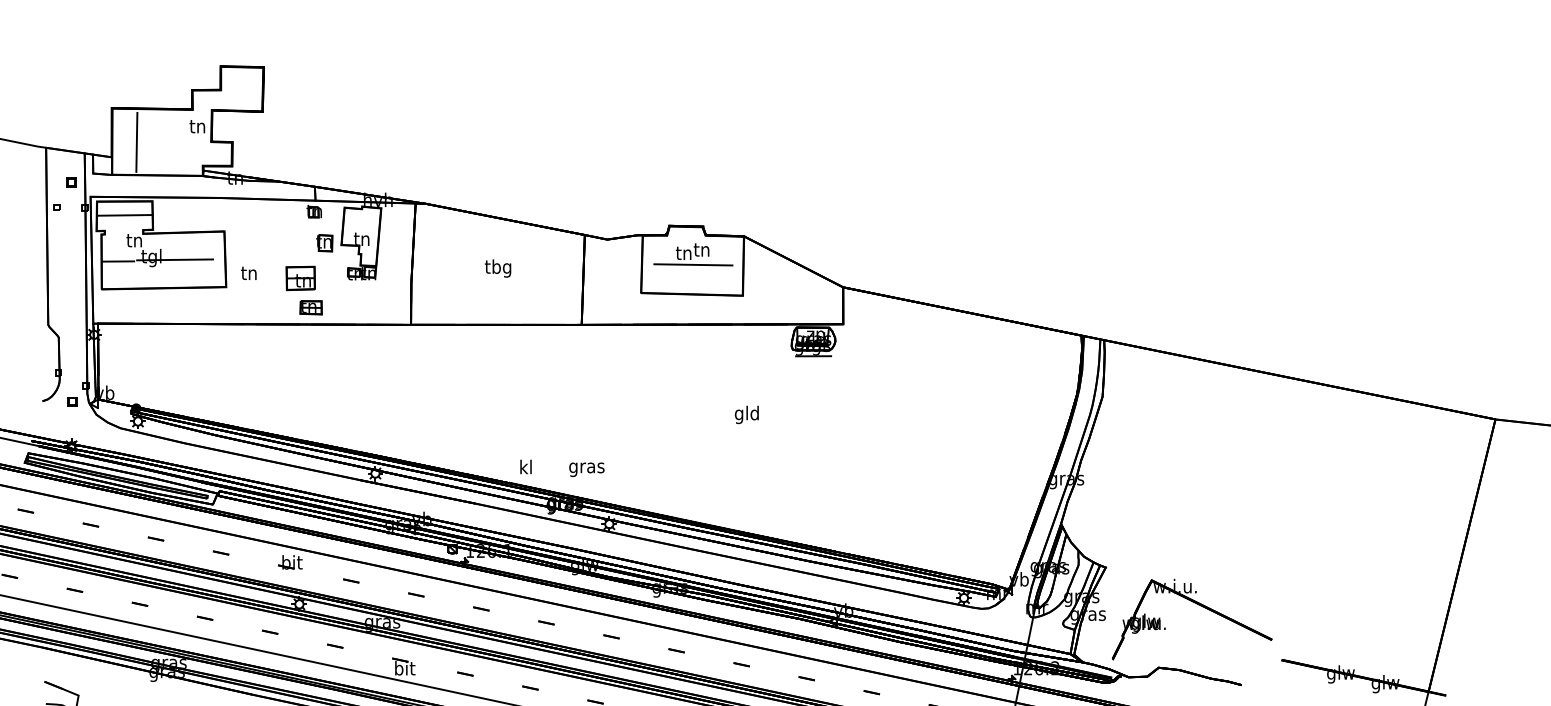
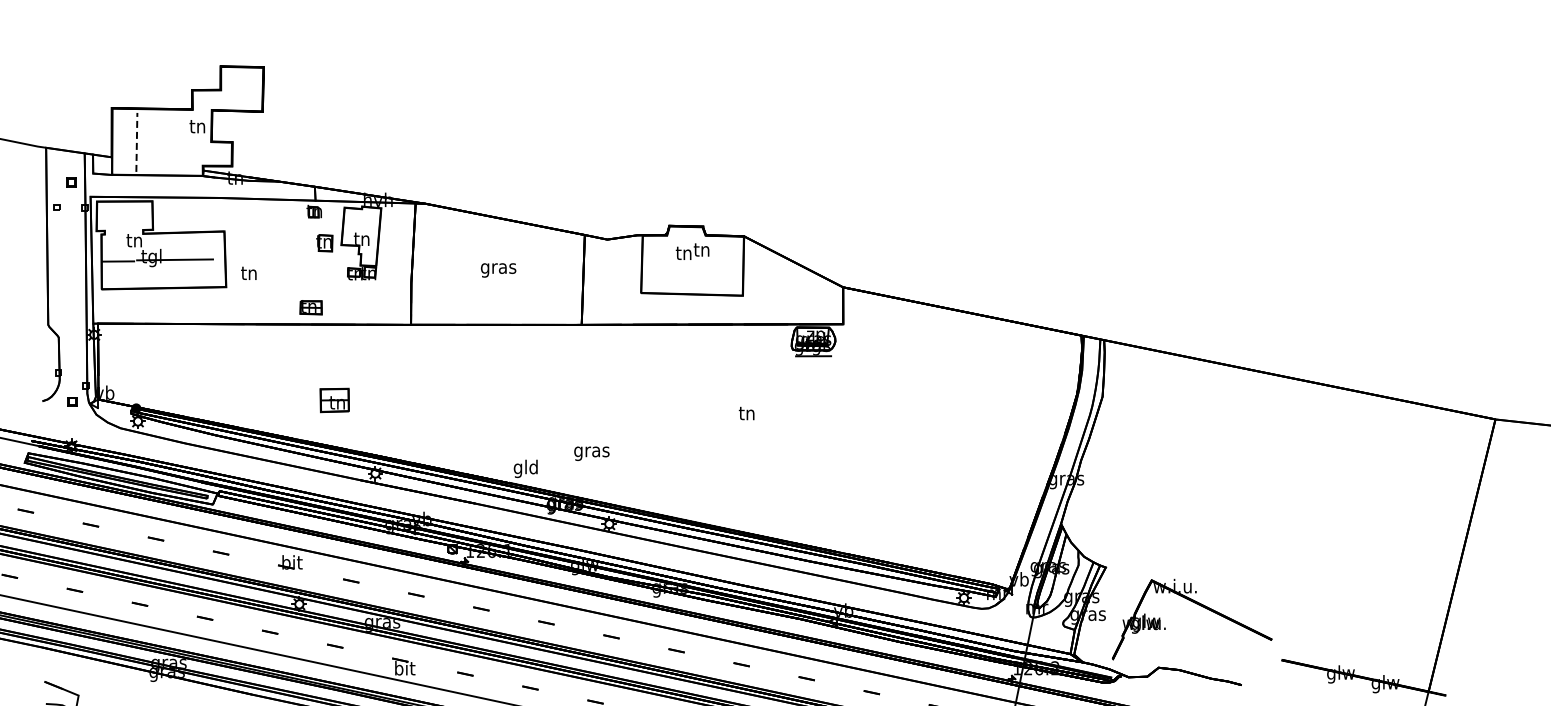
line: solid -> dashed (136, 141)
line: present -> none (125, 215)
line: present -> none (693, 264)
text: tbg -> gras (498, 268)
part position: (300, 278) -> (334, 400) (334, 400)
text: gld -> tn (746, 414)
text: kl -> gld (525, 468)
text position: (586, 469) -> (591, 453) (591, 453)
